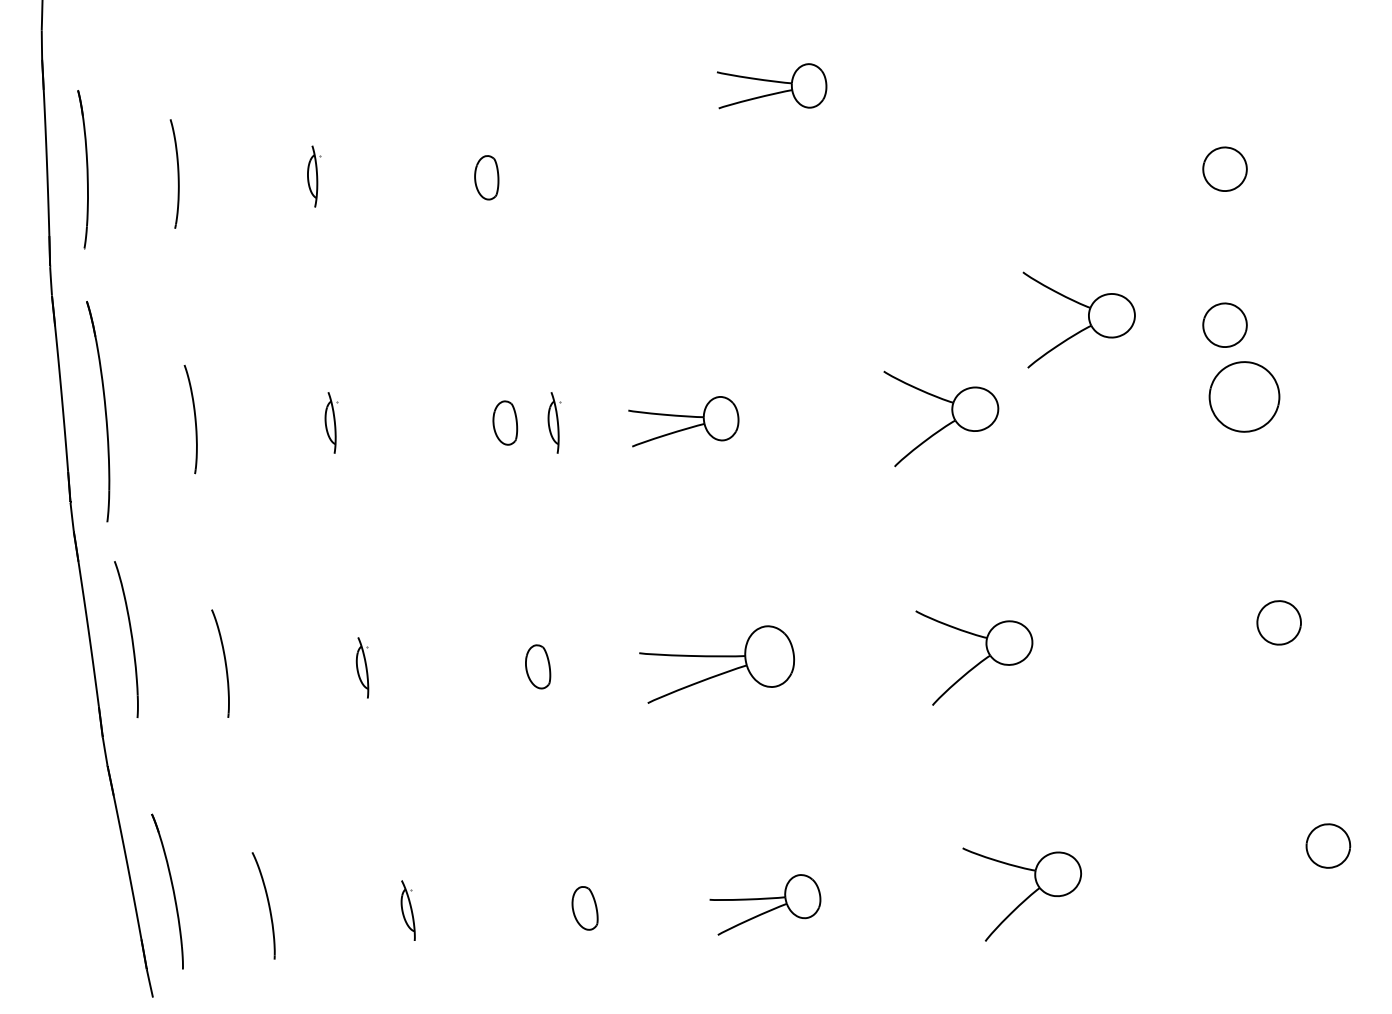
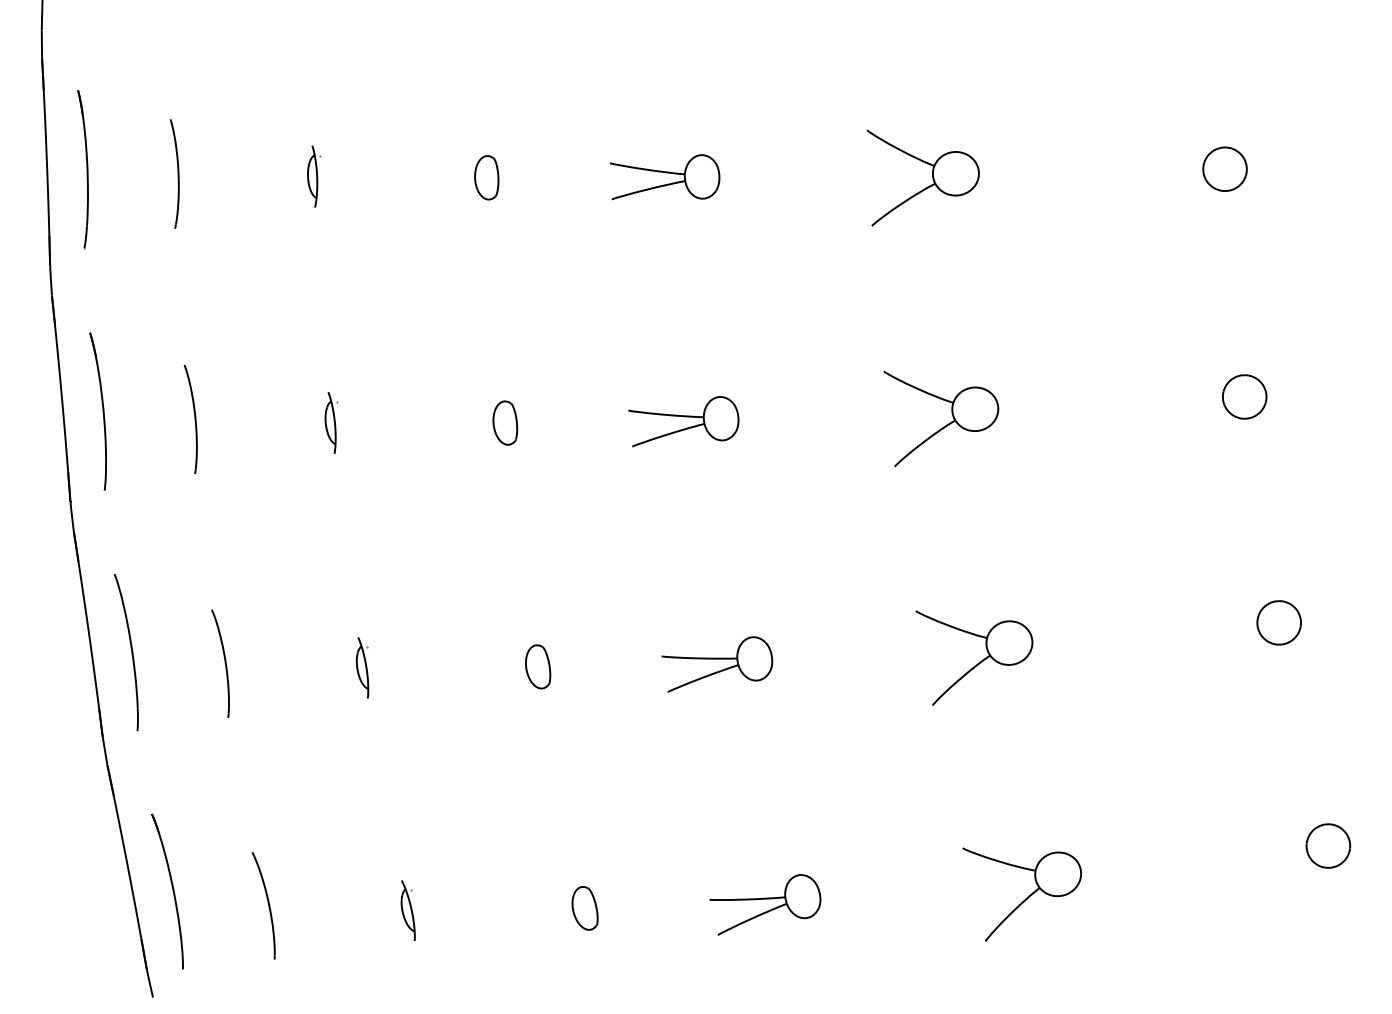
part position: (771, 86) -> (664, 177) (664, 177)
part position: (1088, 319) -> (932, 177) (932, 177)
part: present -> none (1224, 324)
part size: 73x72 px -> 46x46 px (1244, 396)
part size: 25x222 px -> 18x159 px (97, 411)
part: present -> none (554, 422)
part position: (126, 639) -> (126, 652) (126, 652)
part size: 156x79 px -> 113x57 px (717, 664)
